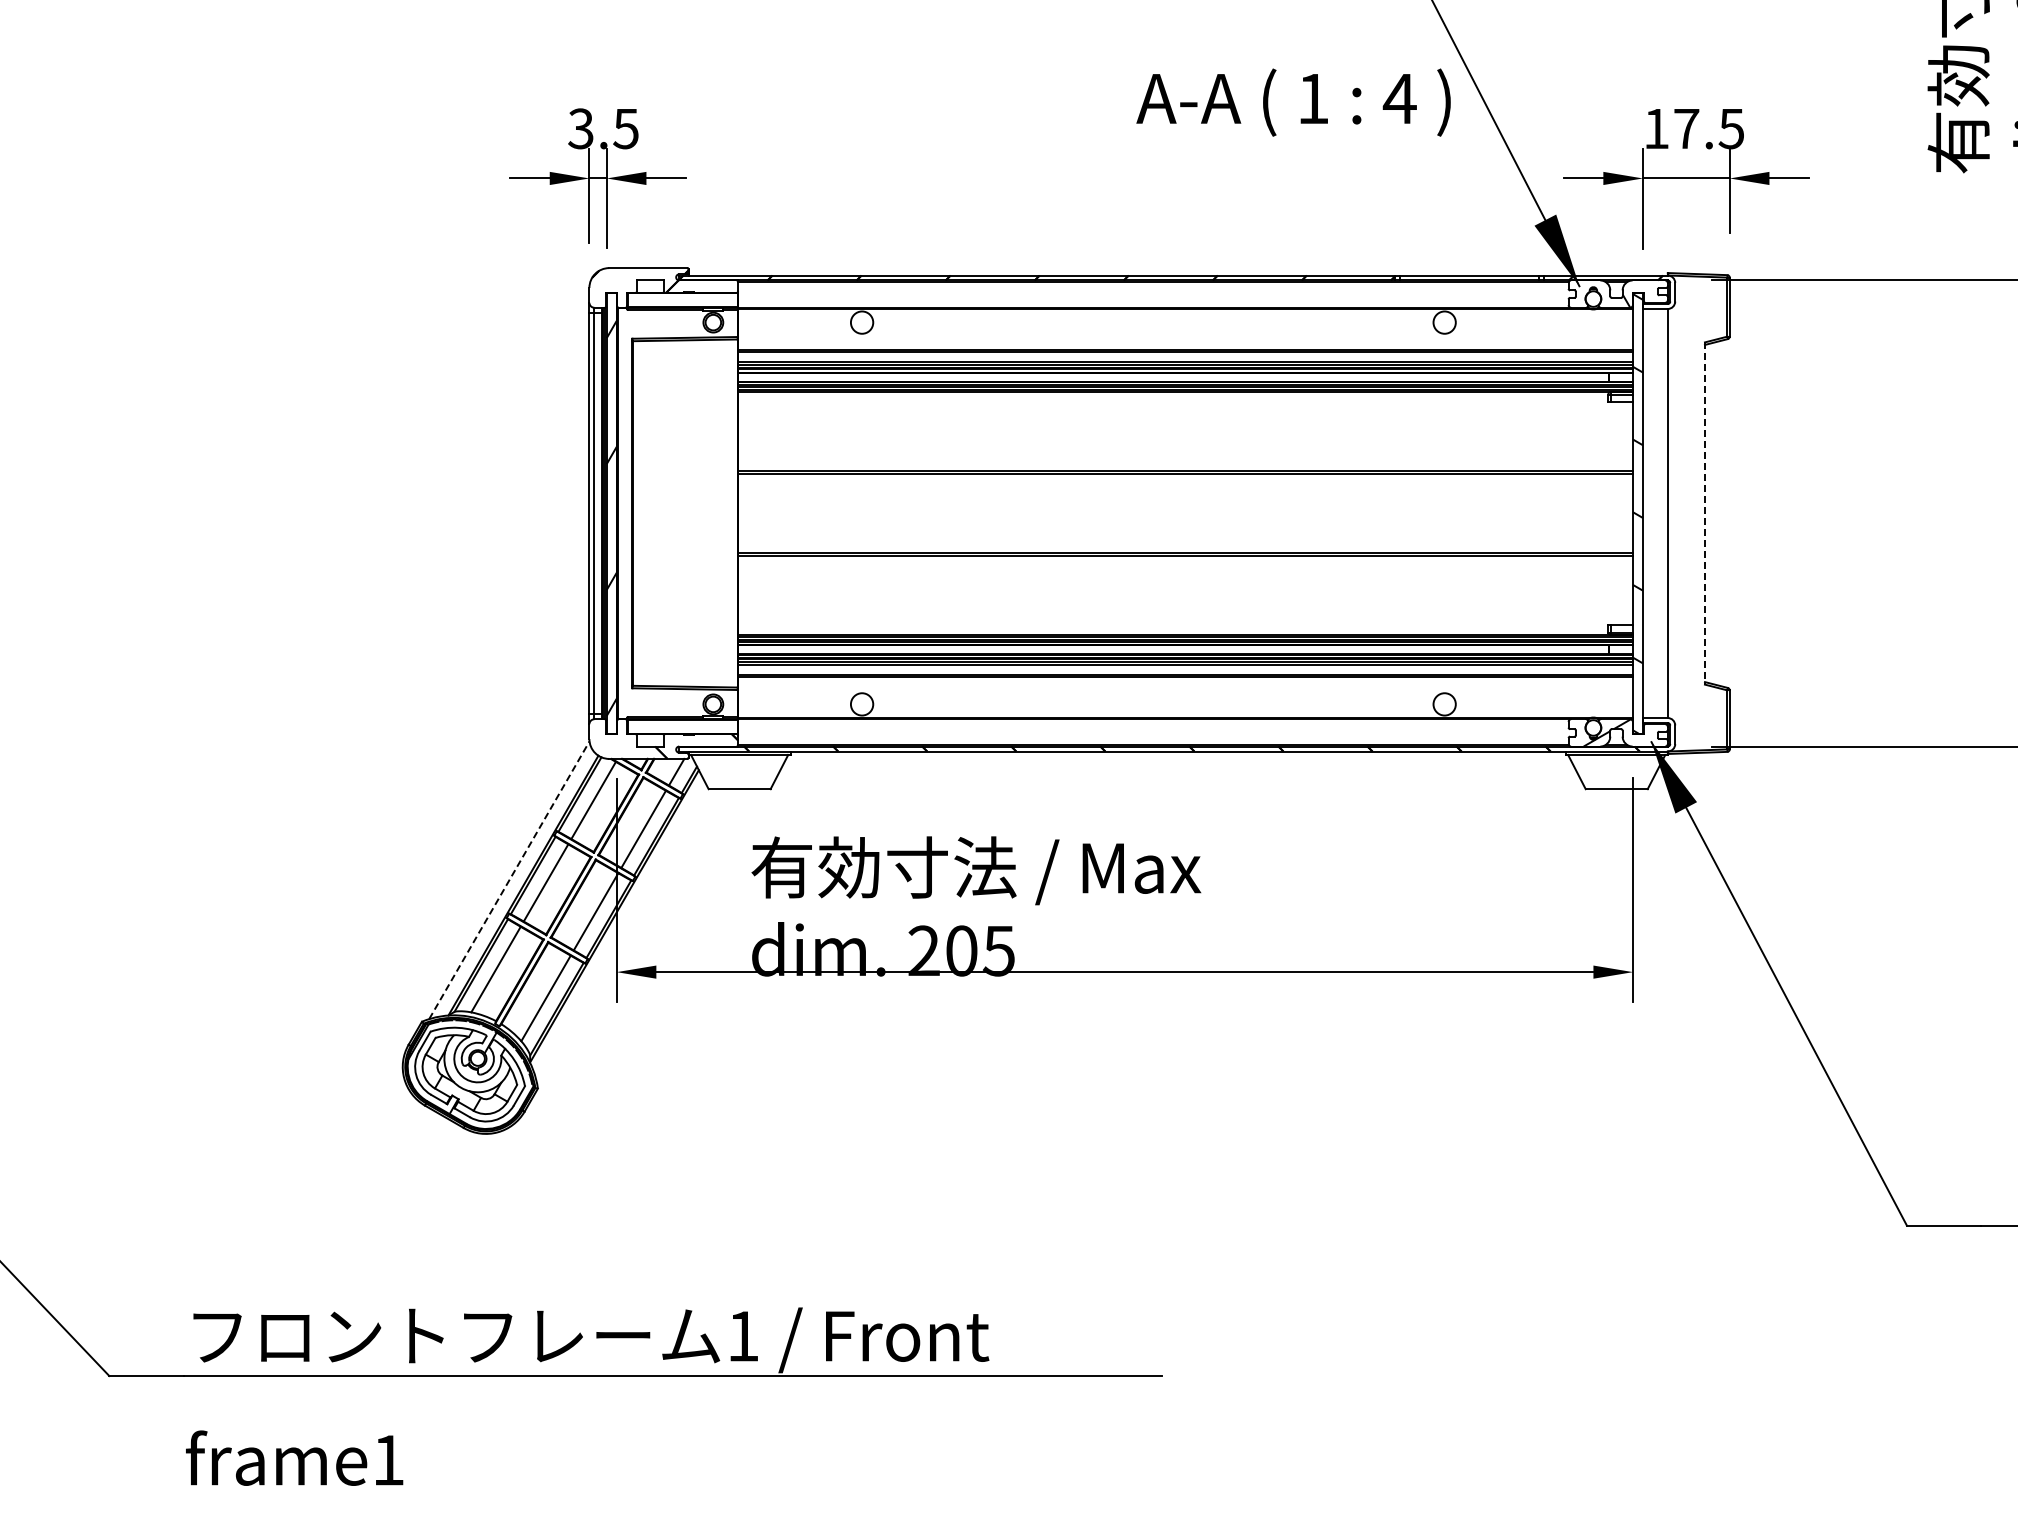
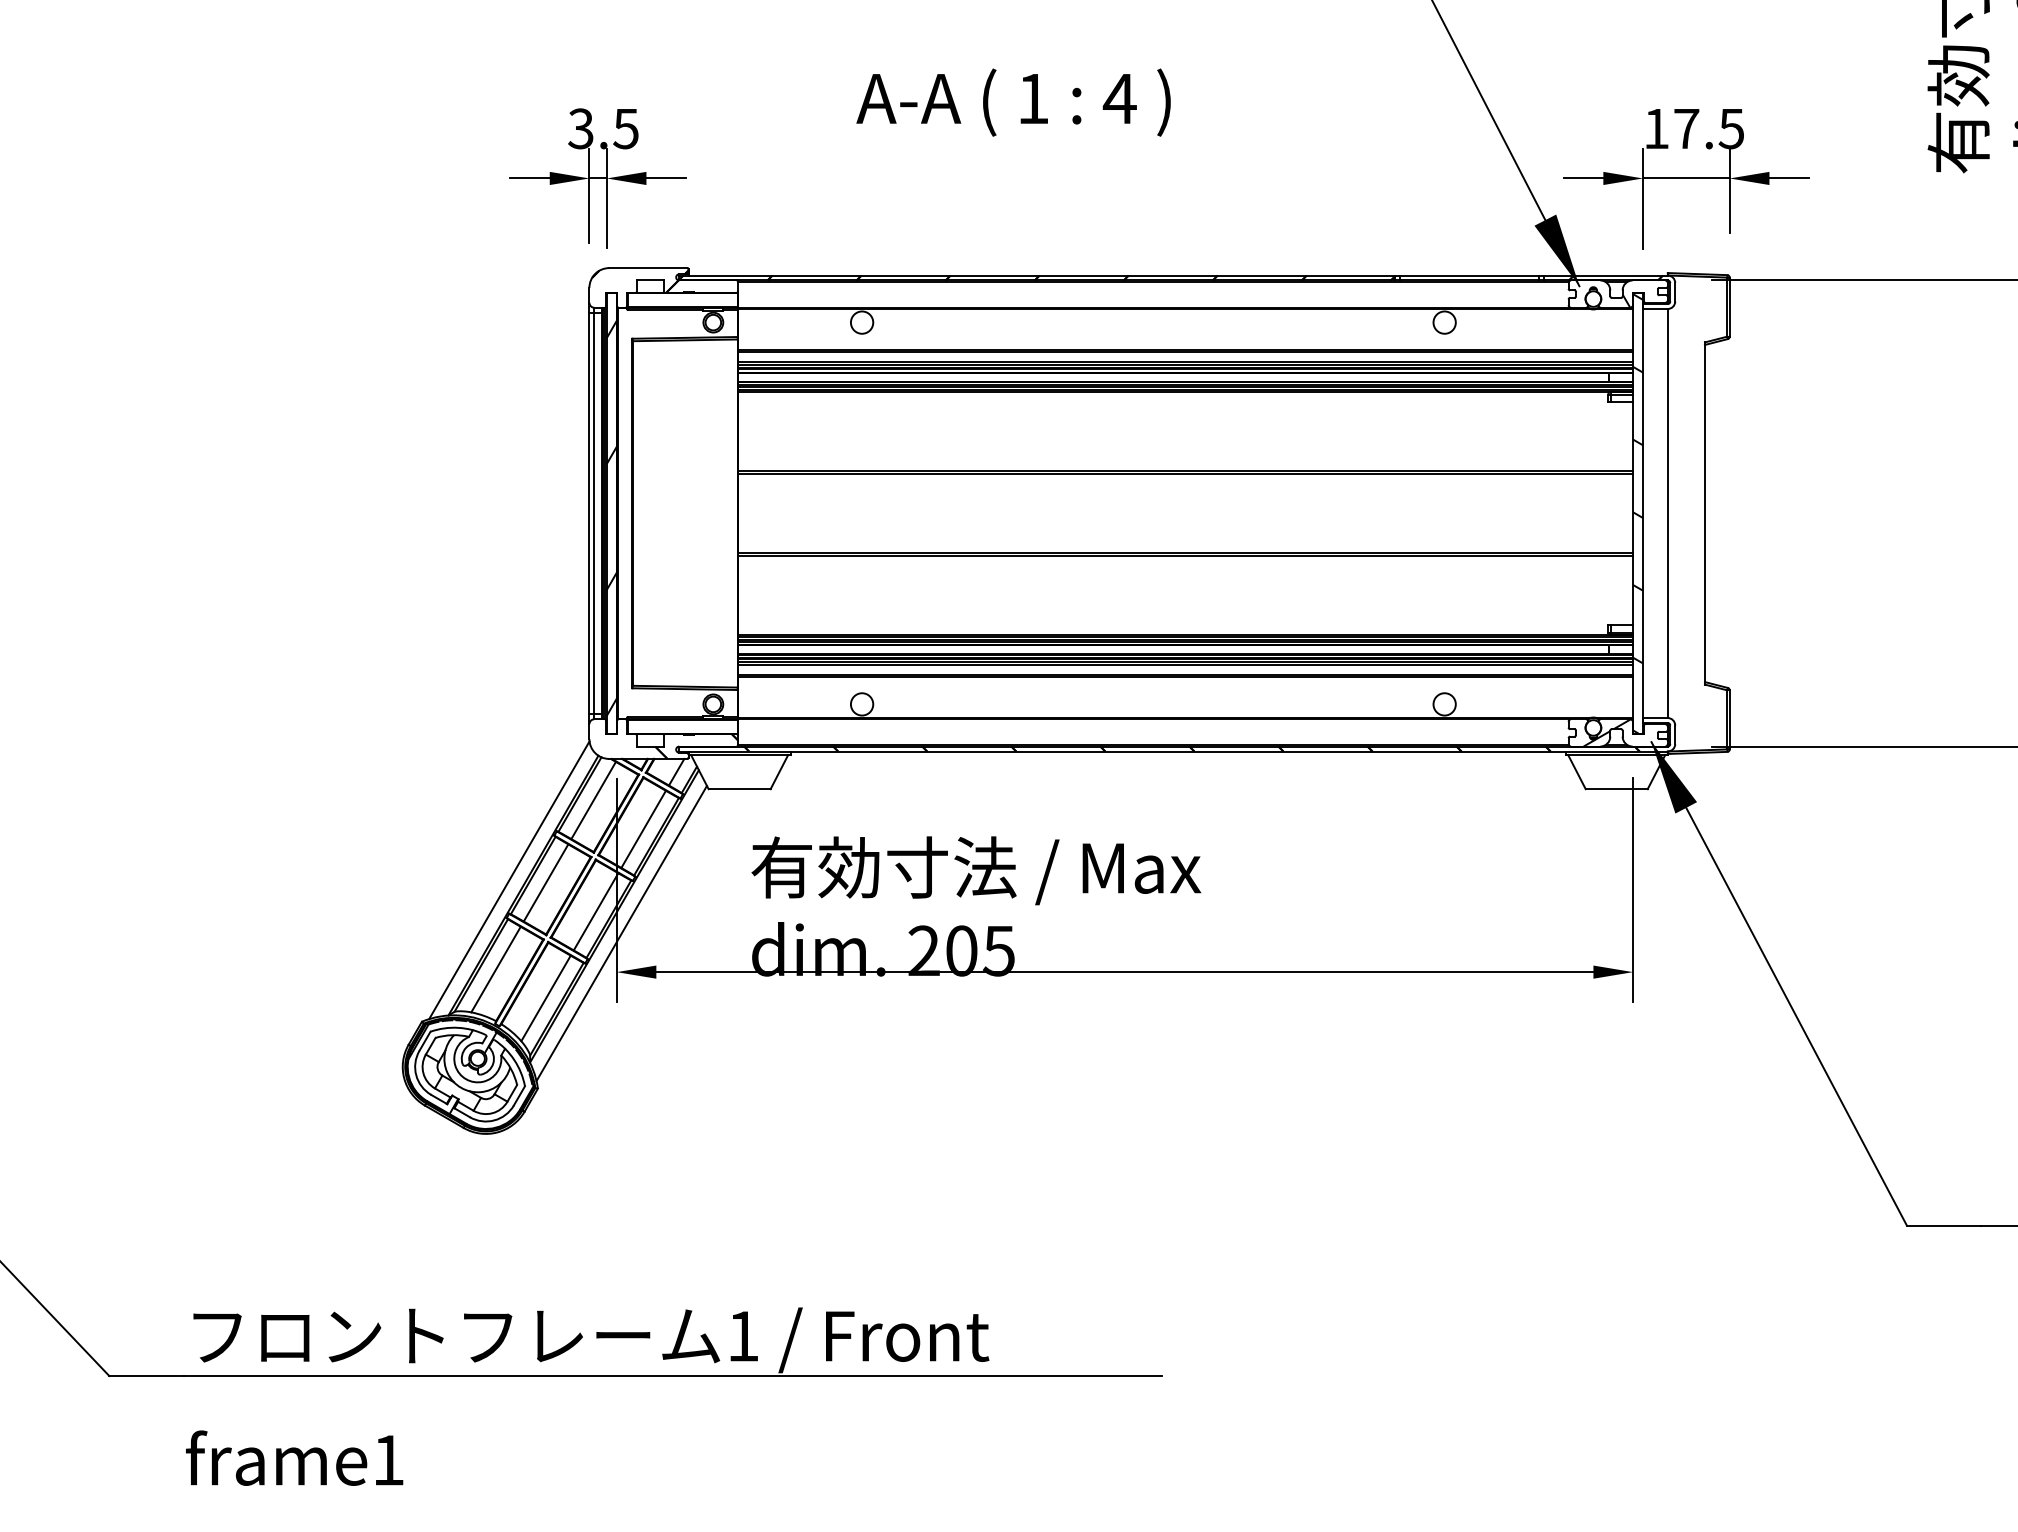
text position: (1293, 102) -> (1013, 102) (1013, 102)
line: dashed -> solid (1704, 514)
line: dashed -> solid (509, 879)
line: none -> present (621, 933)
